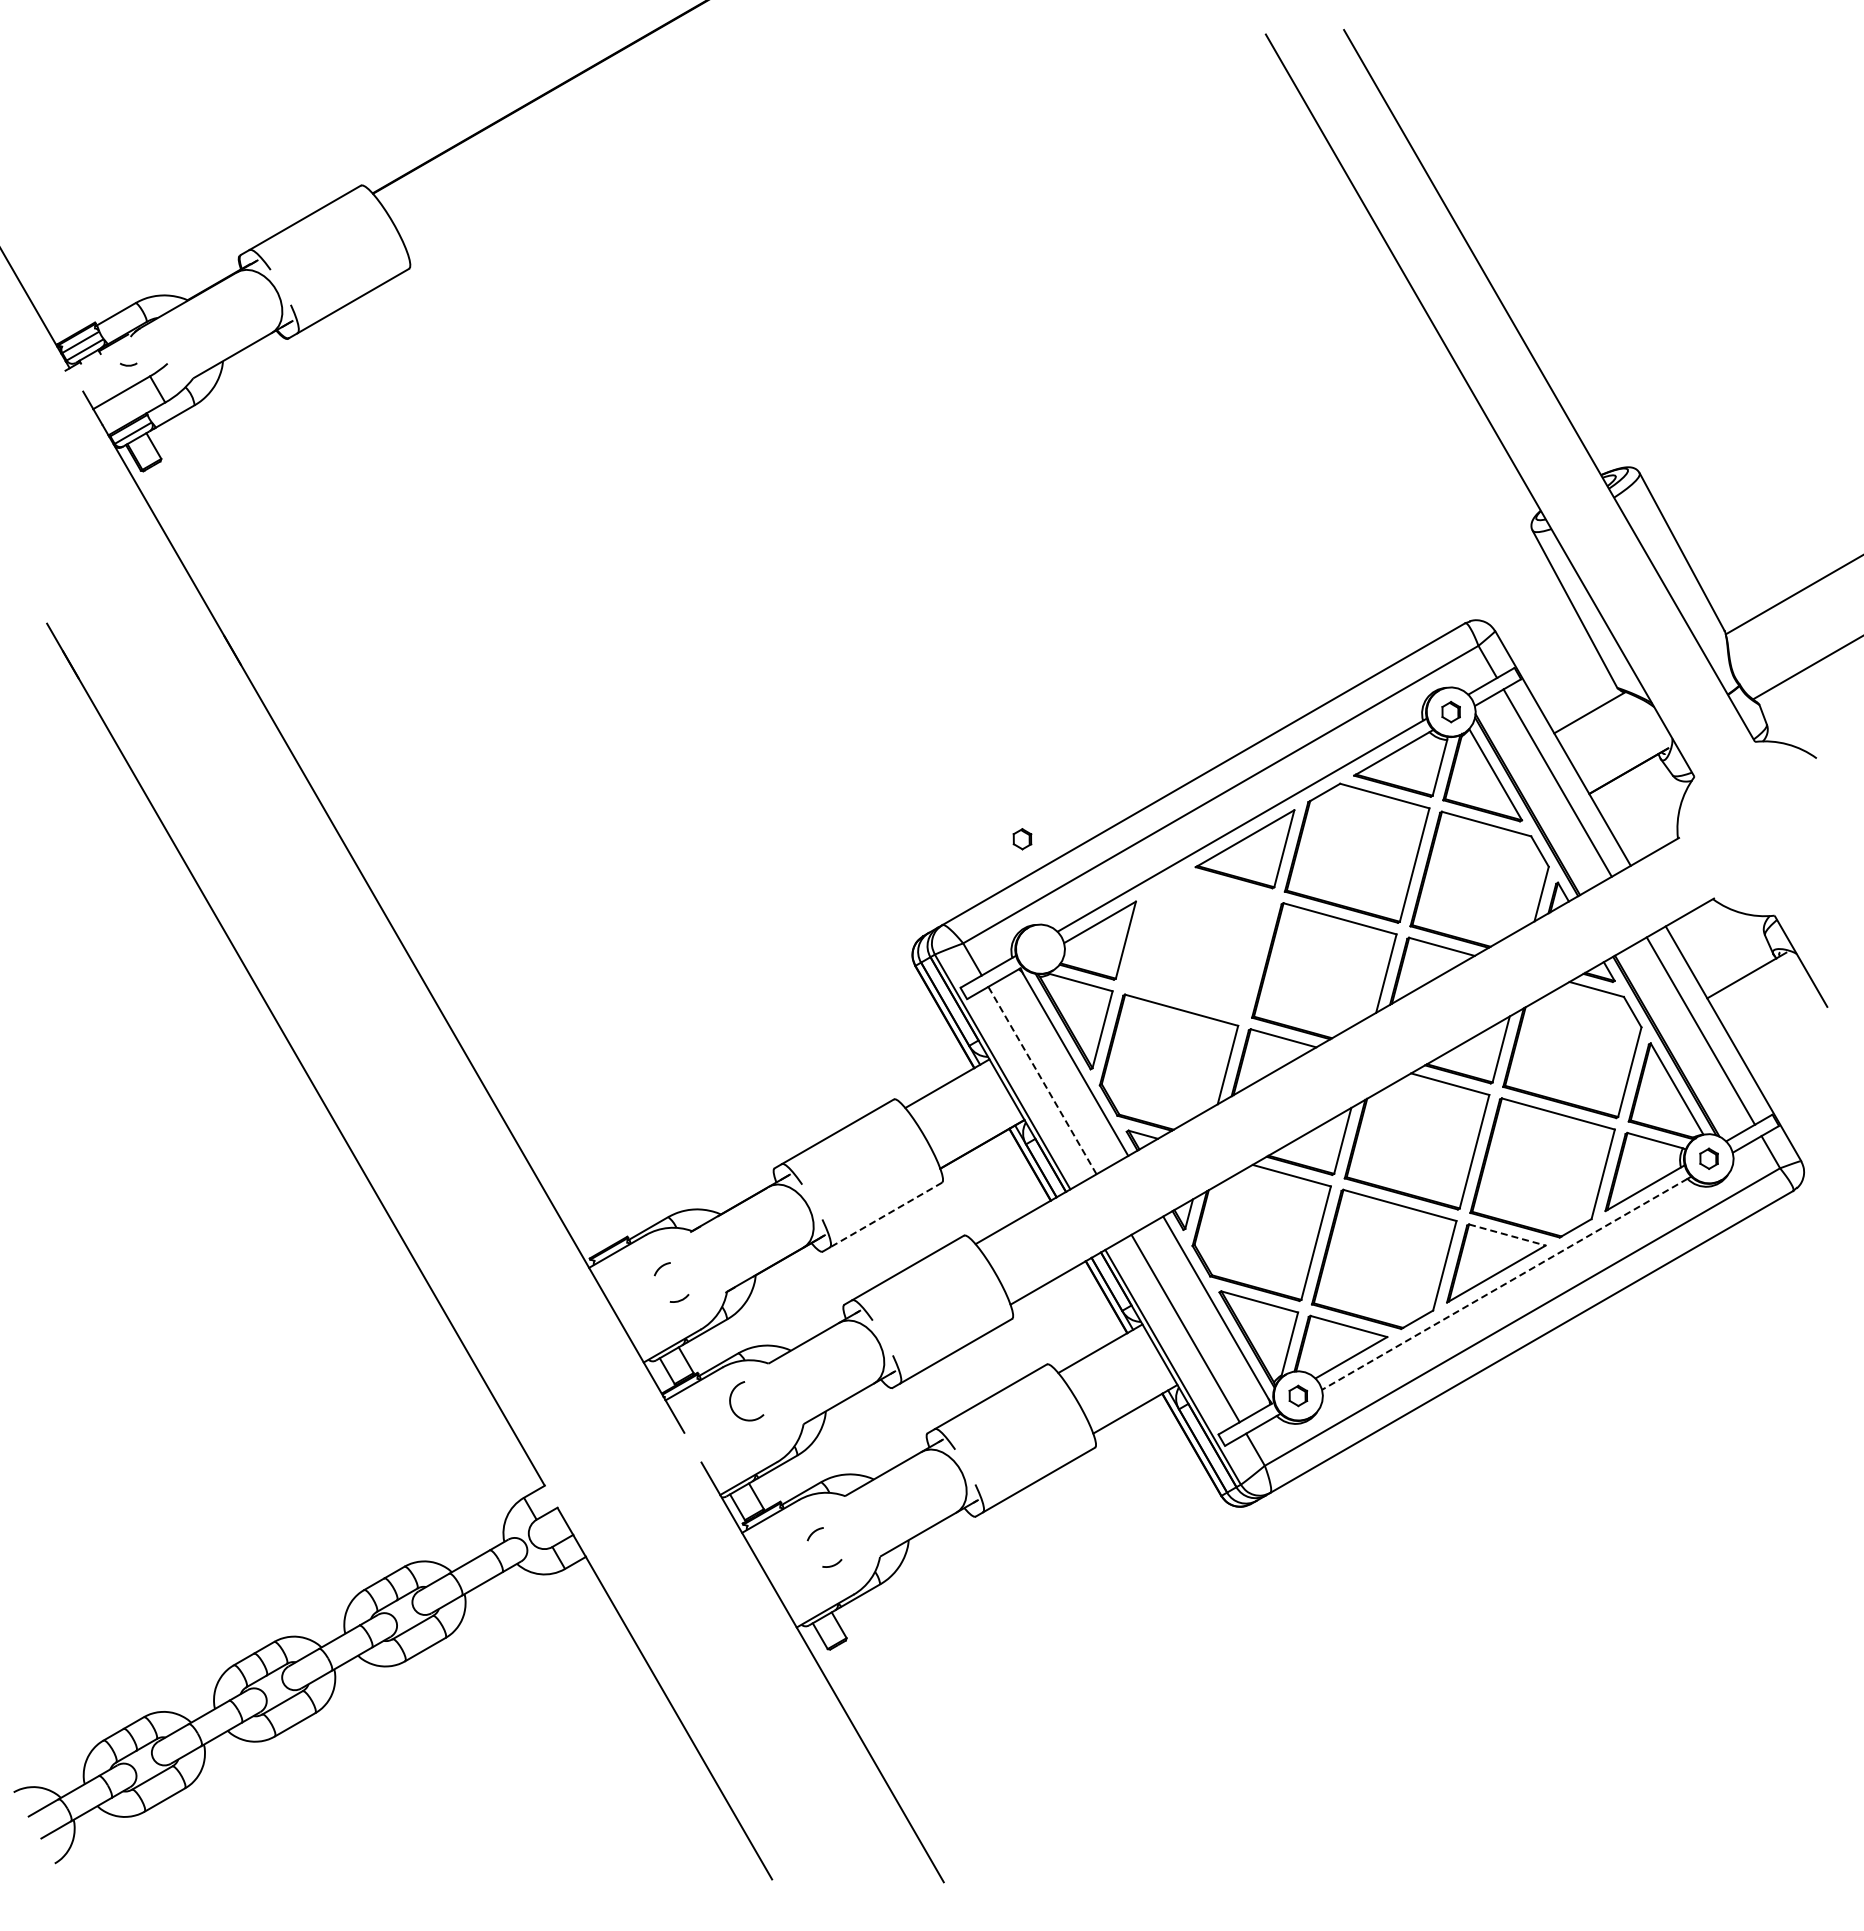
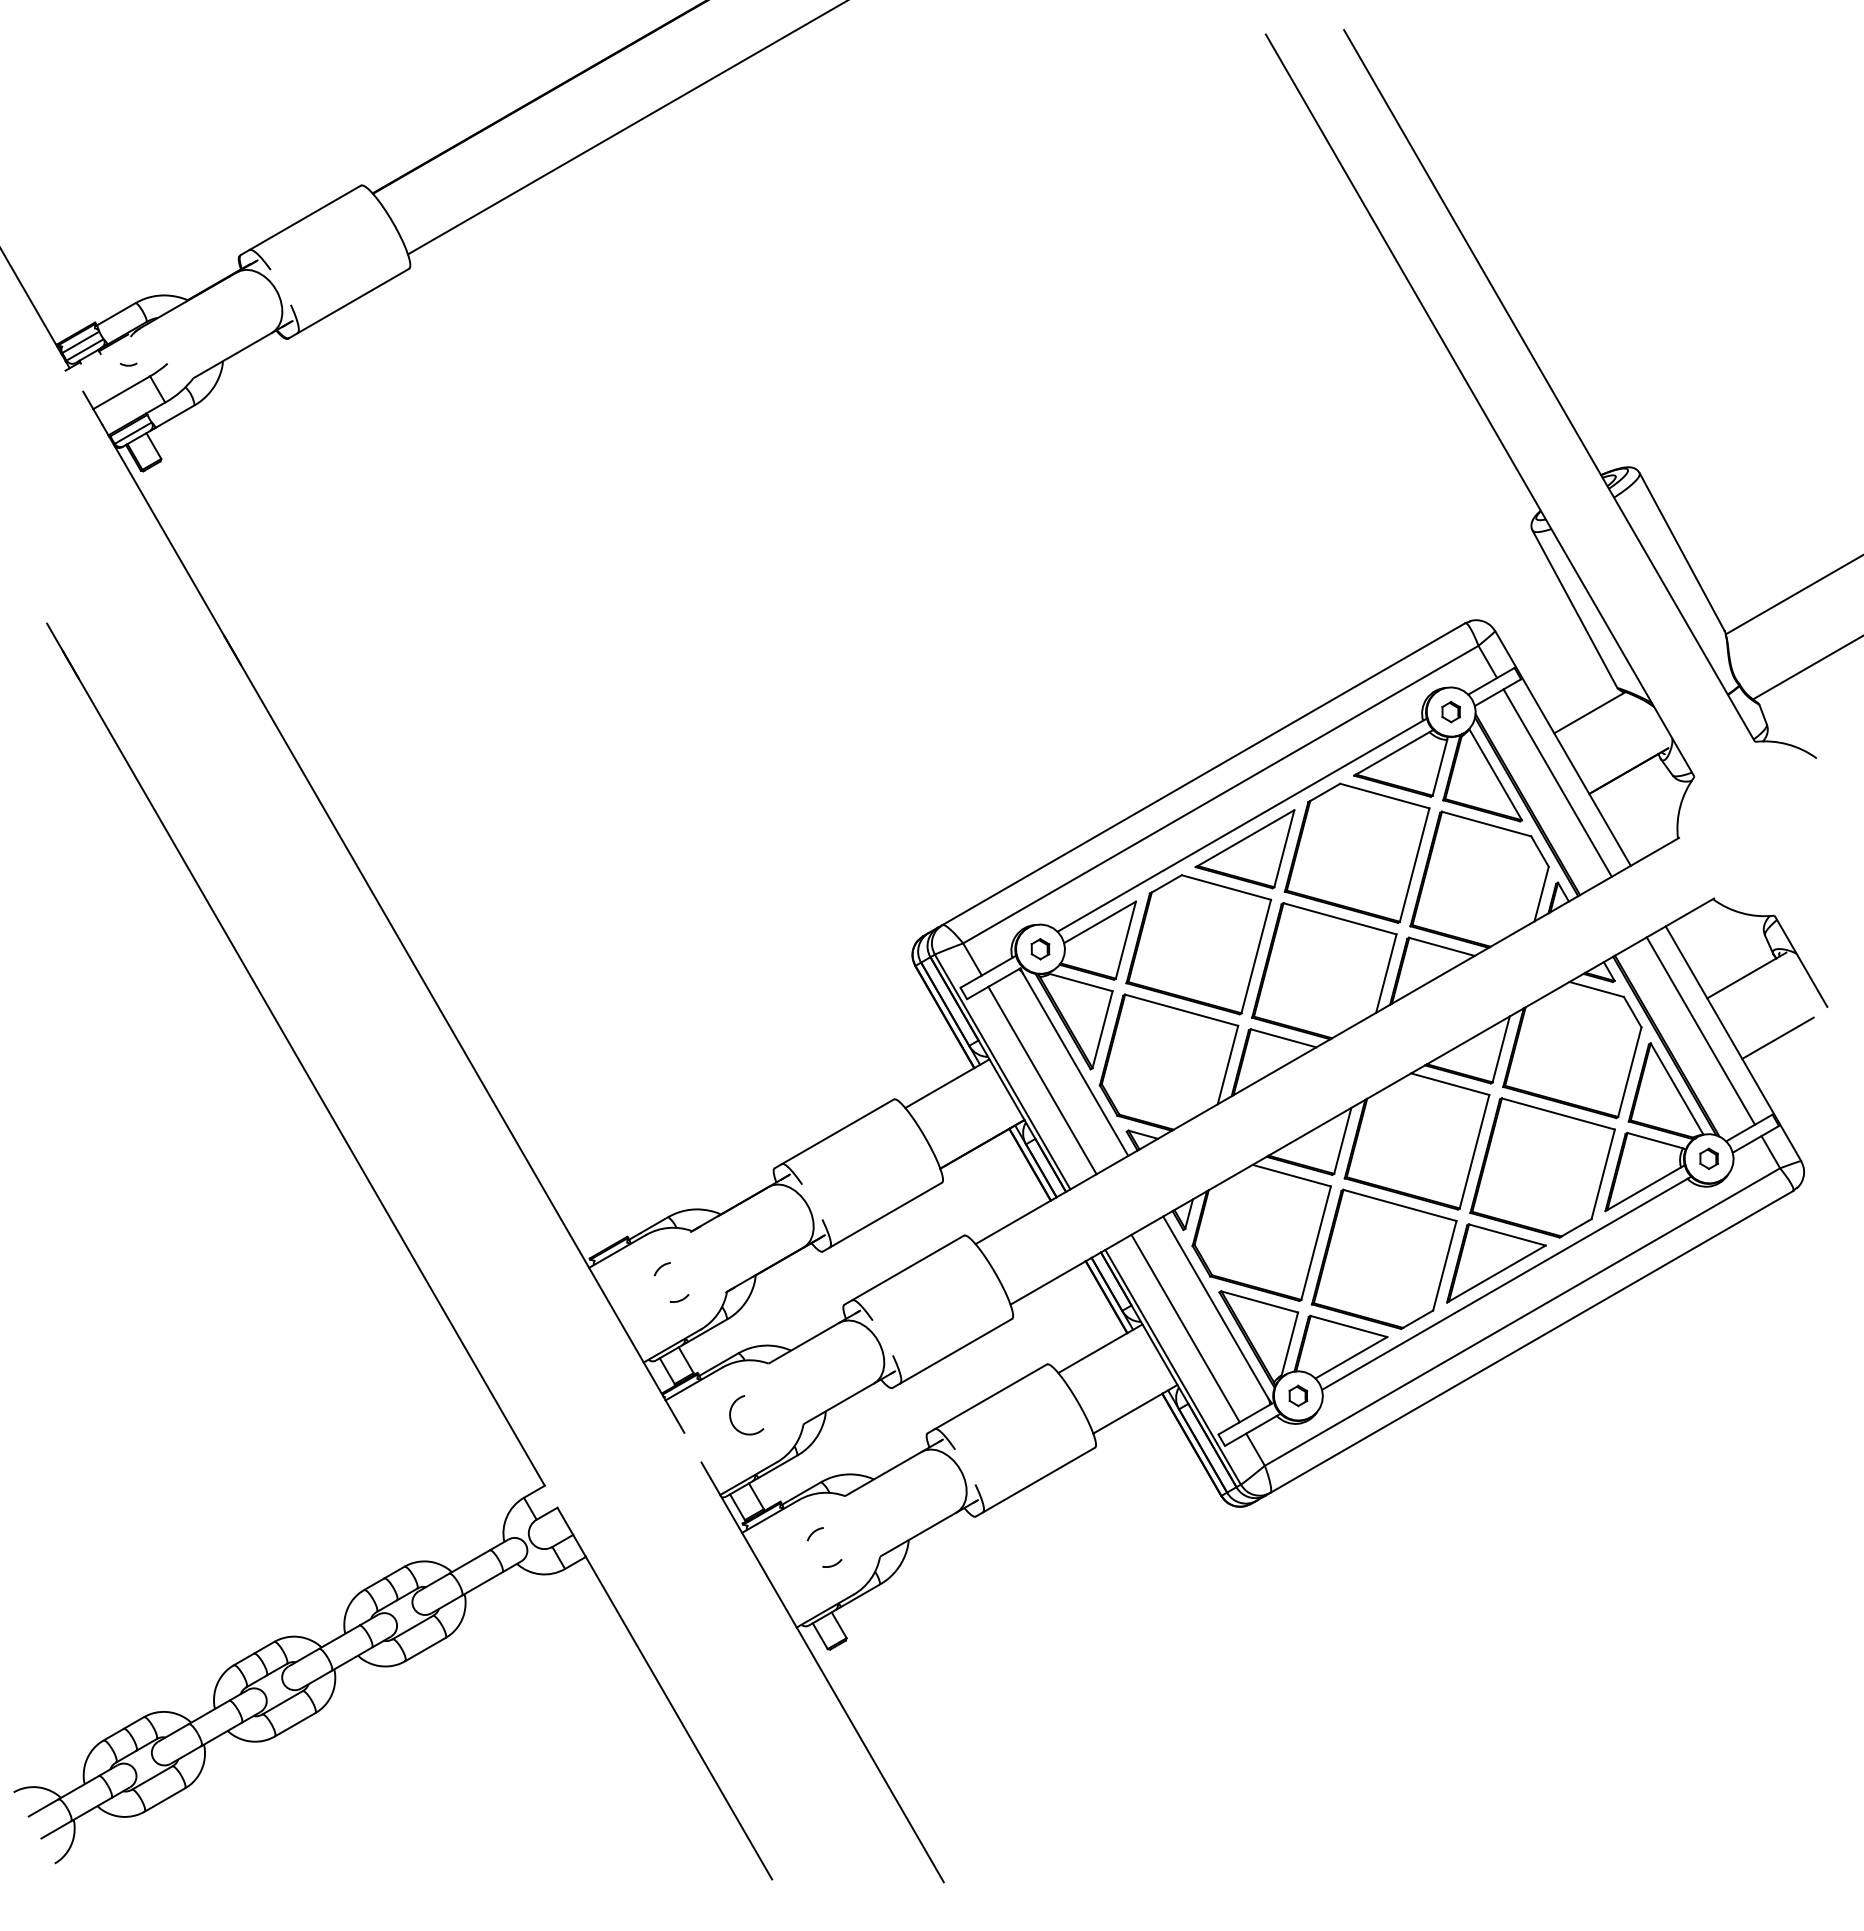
line: none -> present (626, 128)
part position: (1022, 839) -> (1040, 949) (1040, 949)
part: none -> present (1198, 944)
line: none -> present (1777, 1037)
line: dashed -> solid (1042, 1080)
line: dashed -> solid (886, 1215)
line: dashed -> solid (1507, 1235)
line: dashed -> solid (1504, 1284)
arc position: (731, 1402) -> (731, 1416) (731, 1416)
